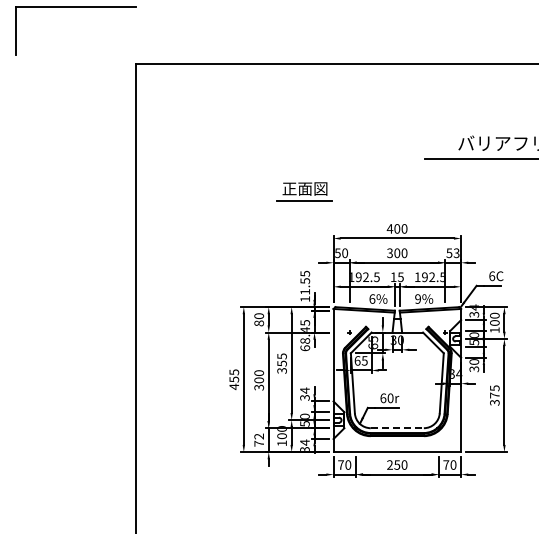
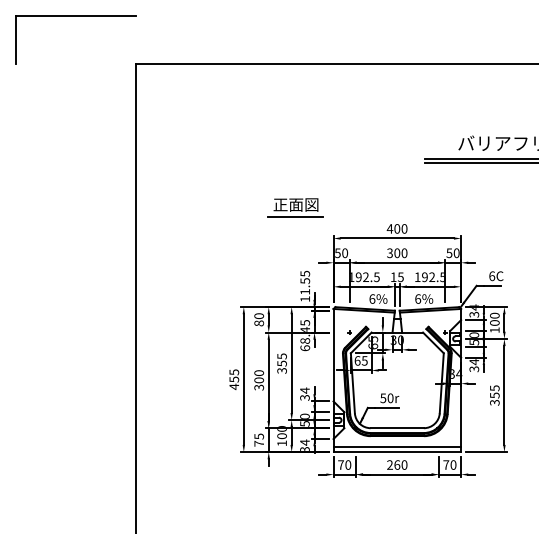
part position: (75, 7) -> (75, 16) (75, 16)
line: none -> present (479, 163)
part position: (304, 191) -> (295, 207) (295, 207)
text: 53 -> 50 (456, 252)
text: 9% -> 6% (418, 298)
text: 30 -> 34 (474, 362)
text: 375 -> 355 (494, 395)
text: 60r -> 50r (383, 398)
line: dashed -> solid (397, 428)
text: 72 -> 75 (259, 436)
line: none -> present (397, 447)
text: 250 -> 260 (397, 464)
